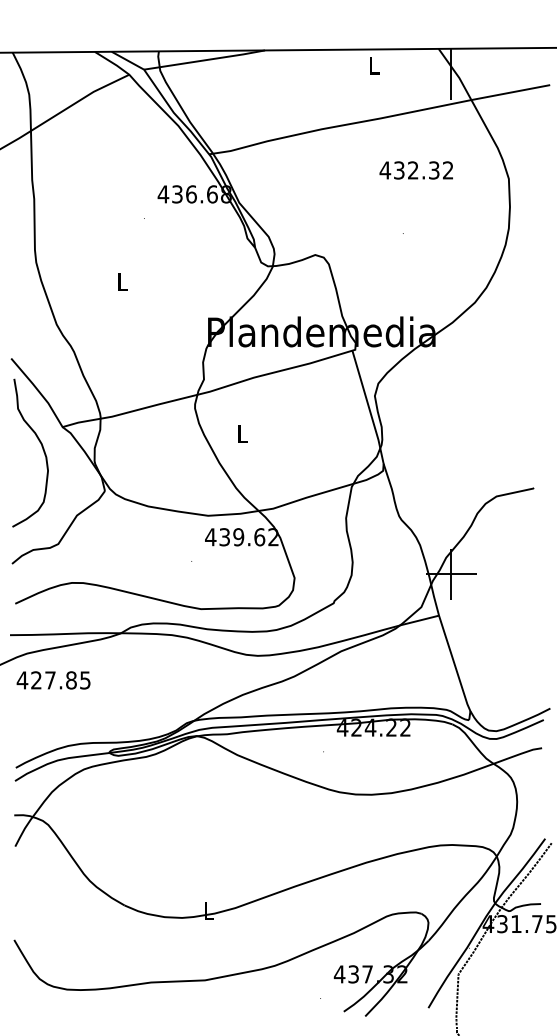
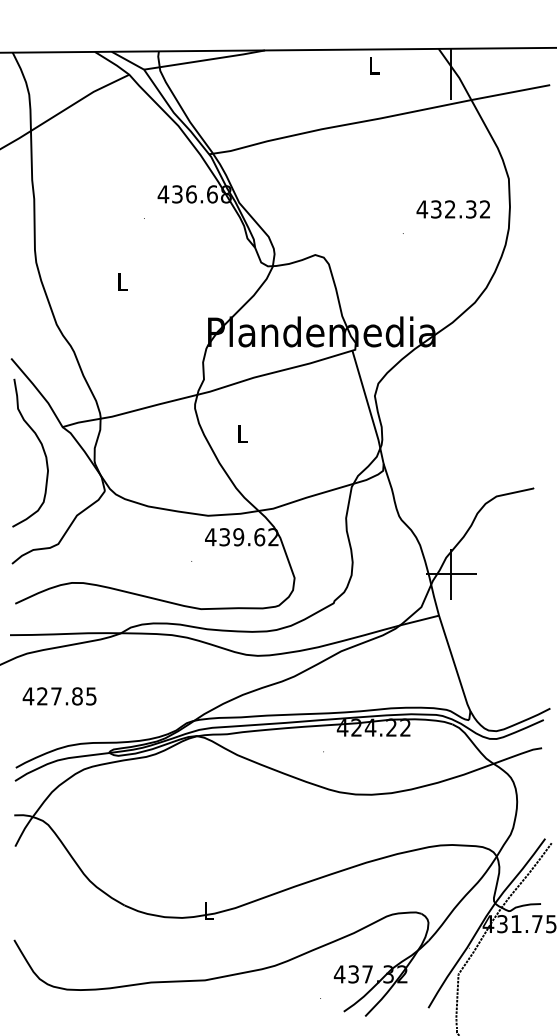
text position: (415, 170) -> (452, 209) (452, 209)
text position: (53, 680) -> (59, 696) (59, 696)
